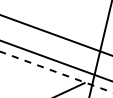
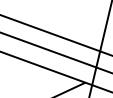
line position: (55, 60) -> (55, 52) (55, 52)
line: dashed -> solid (57, 72)
